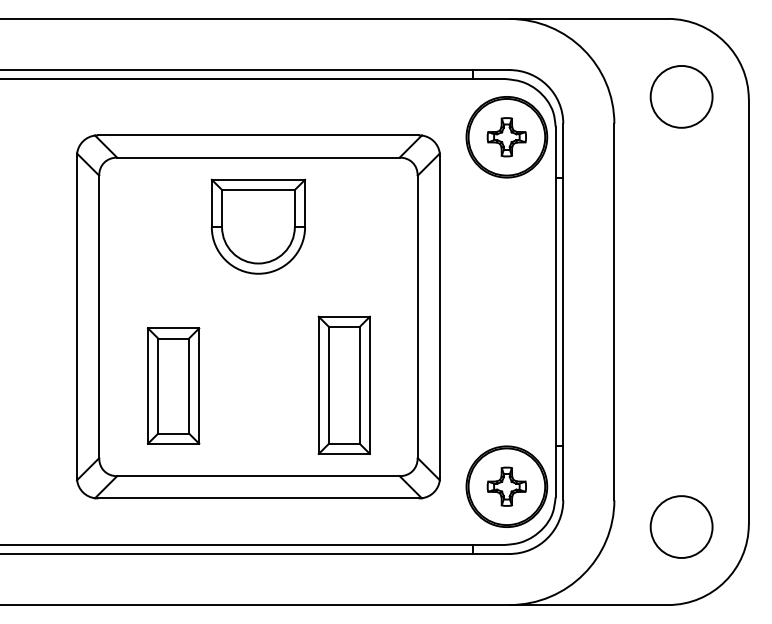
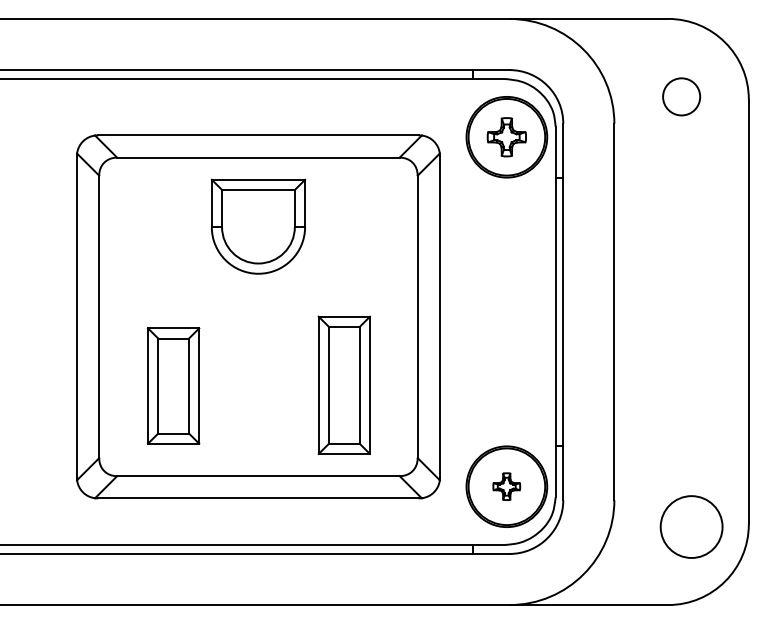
circle diameter: 62 px -> 37 px (681, 96)
part size: 41x41 px -> 30x29 px (506, 486)
circle position: (681, 526) -> (691, 526) (691, 526)
